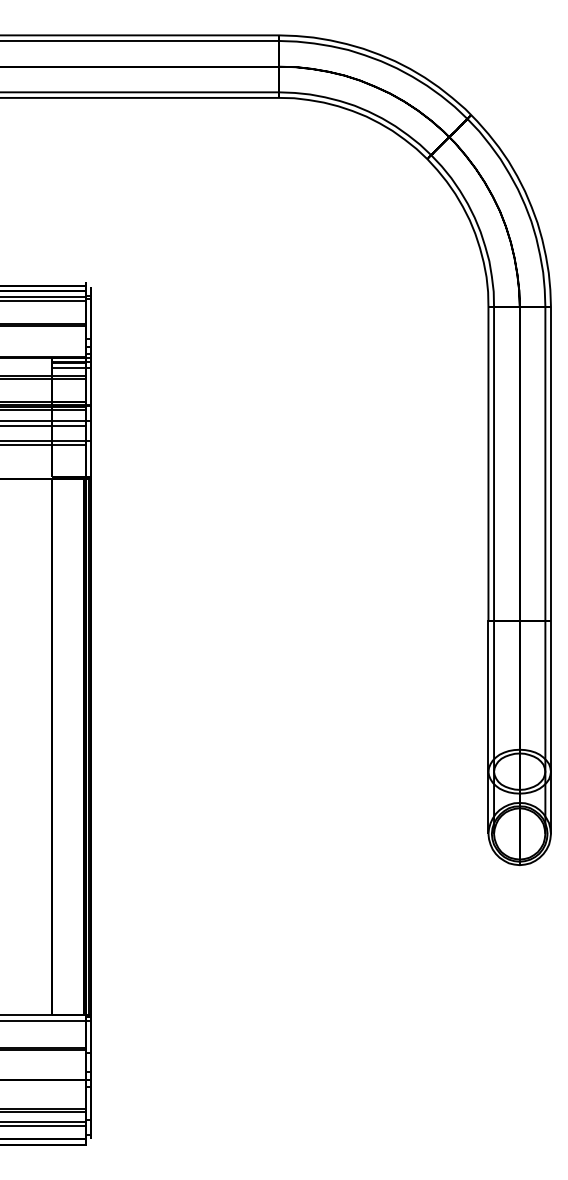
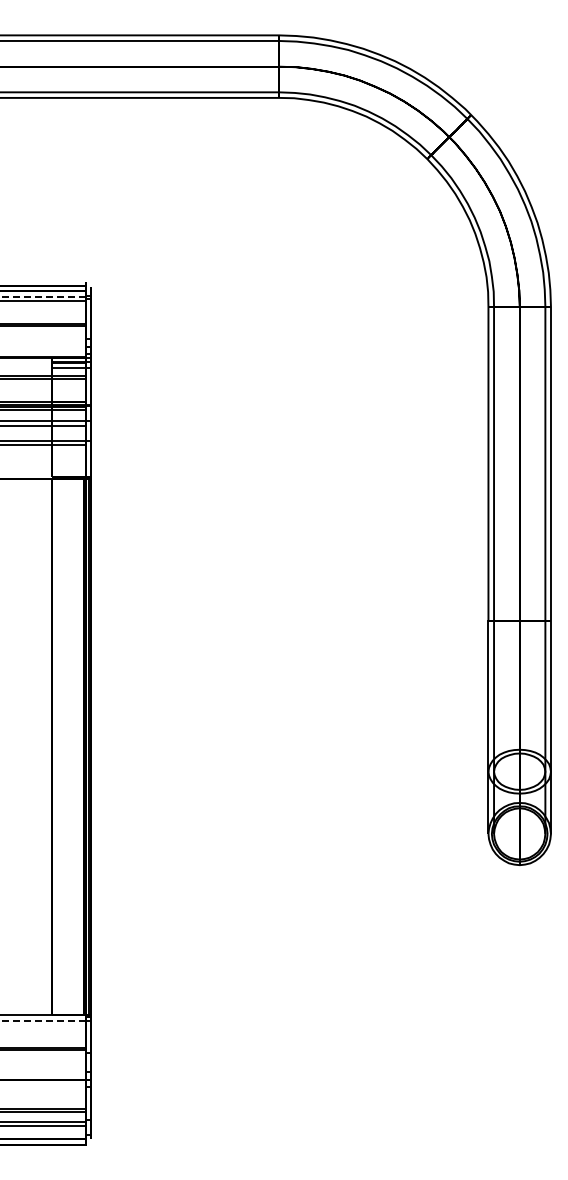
line: solid -> dashed (42, 296)
line: solid -> dashed (42, 1020)
